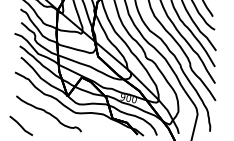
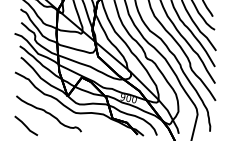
line position: (21, 125) -> (26, 125) (26, 125)
